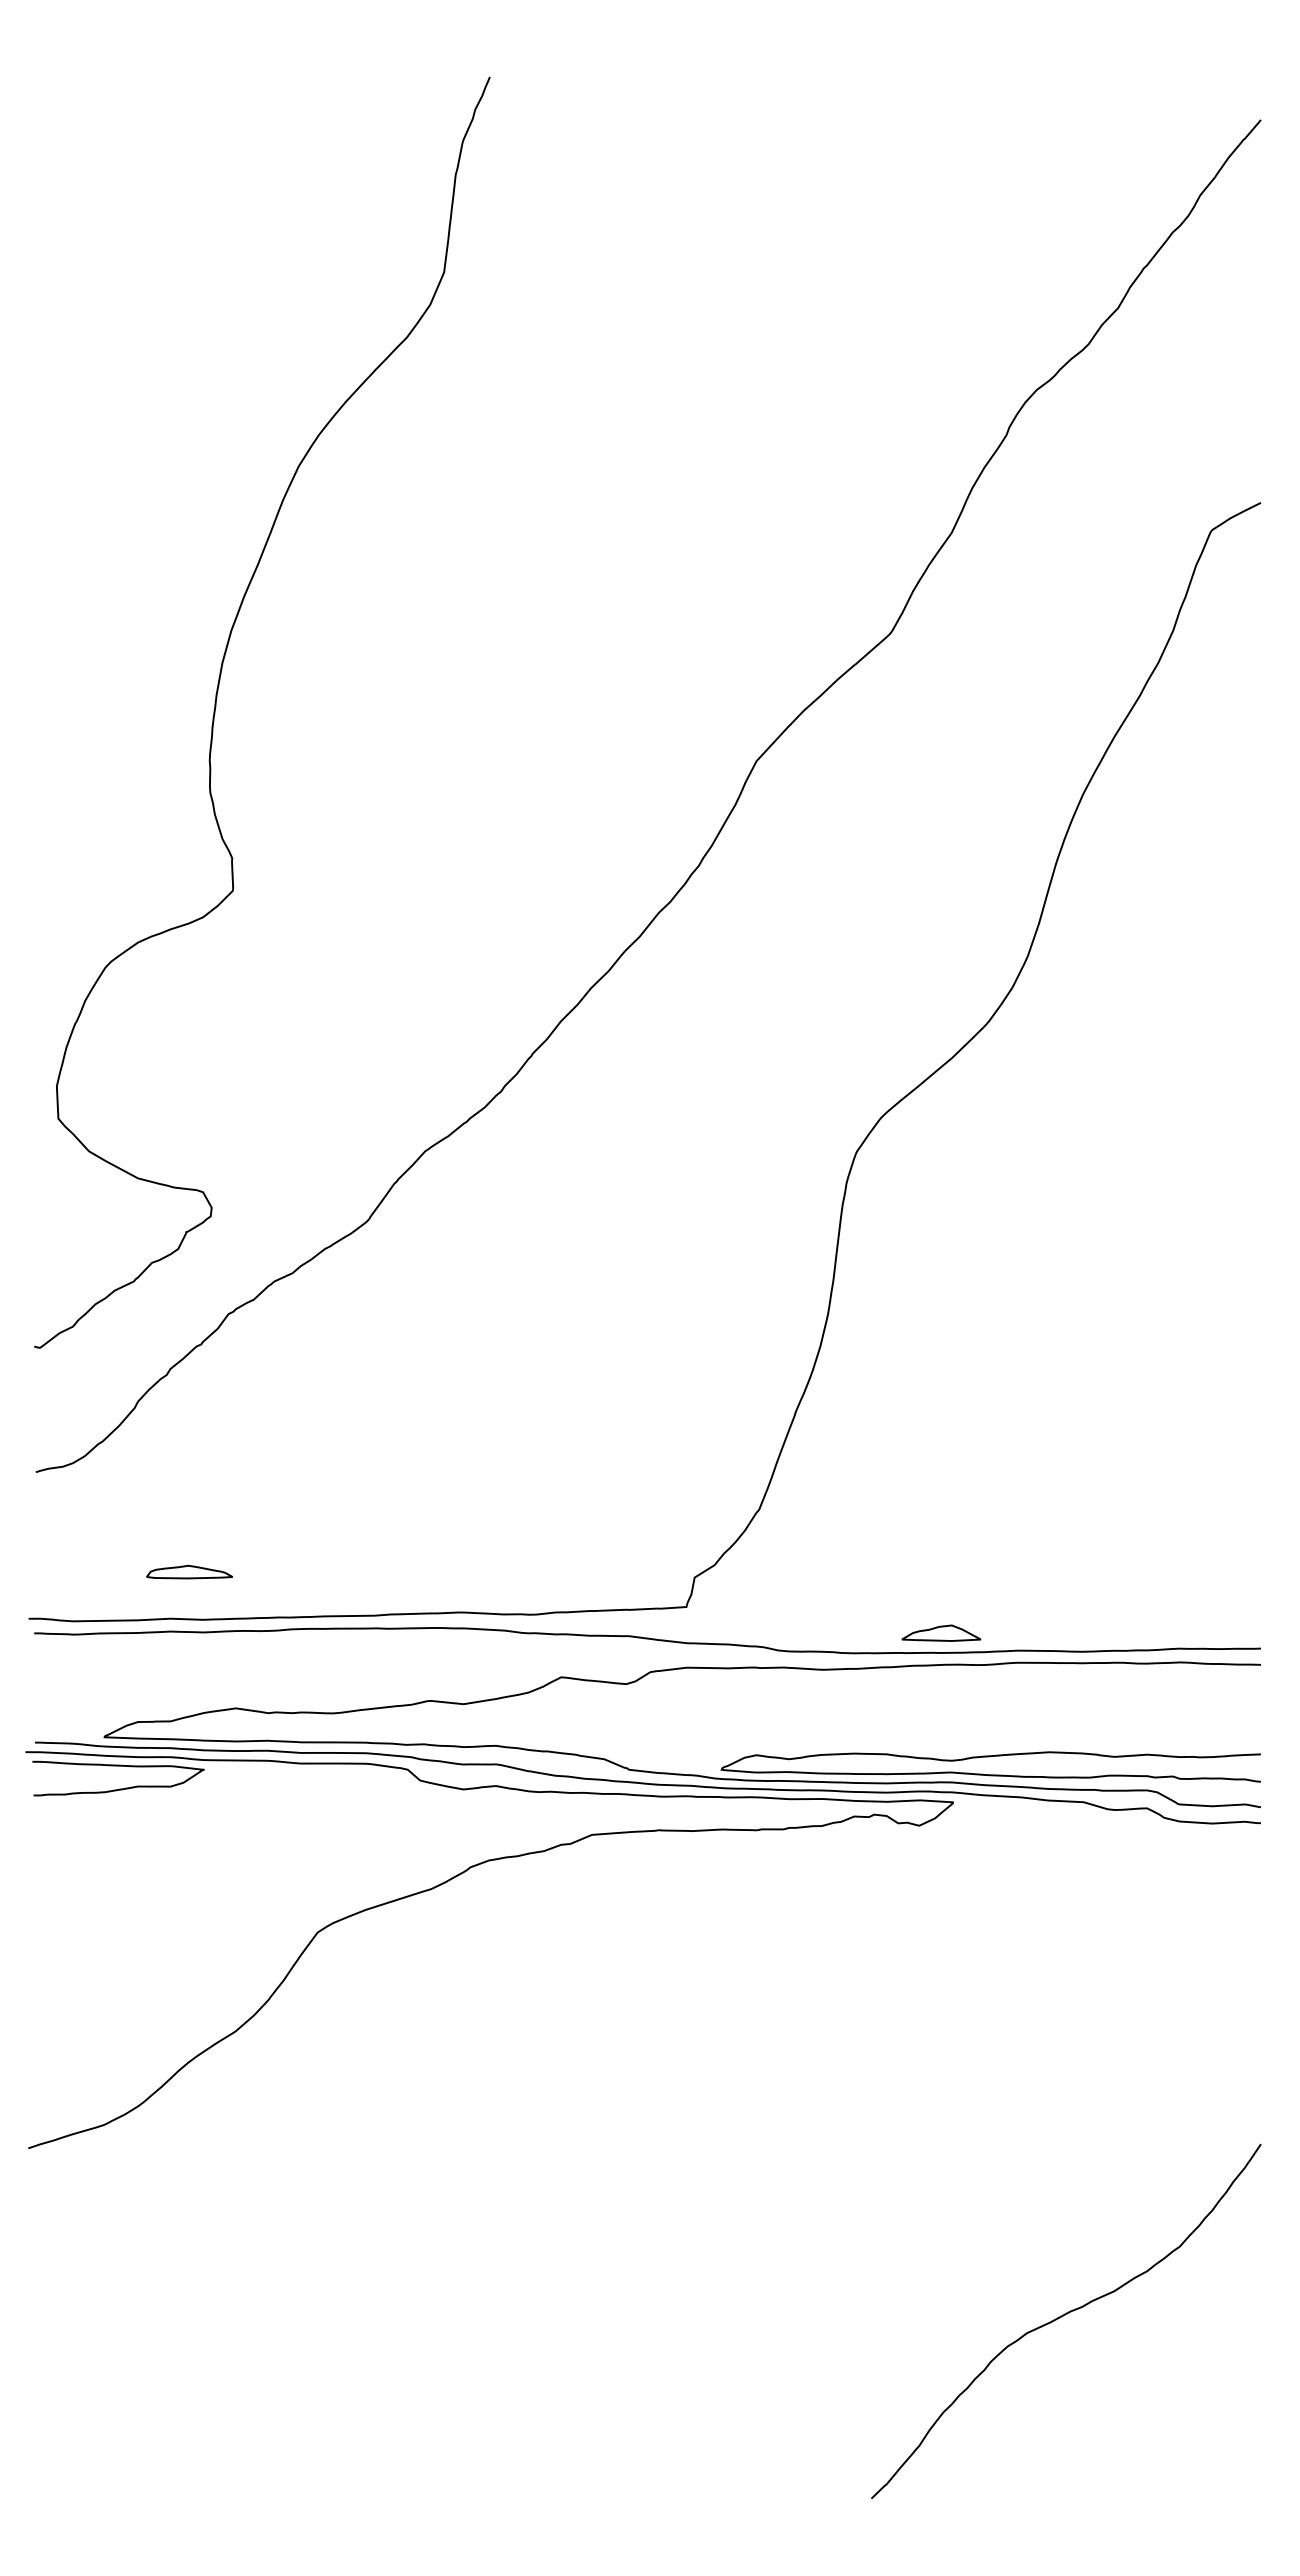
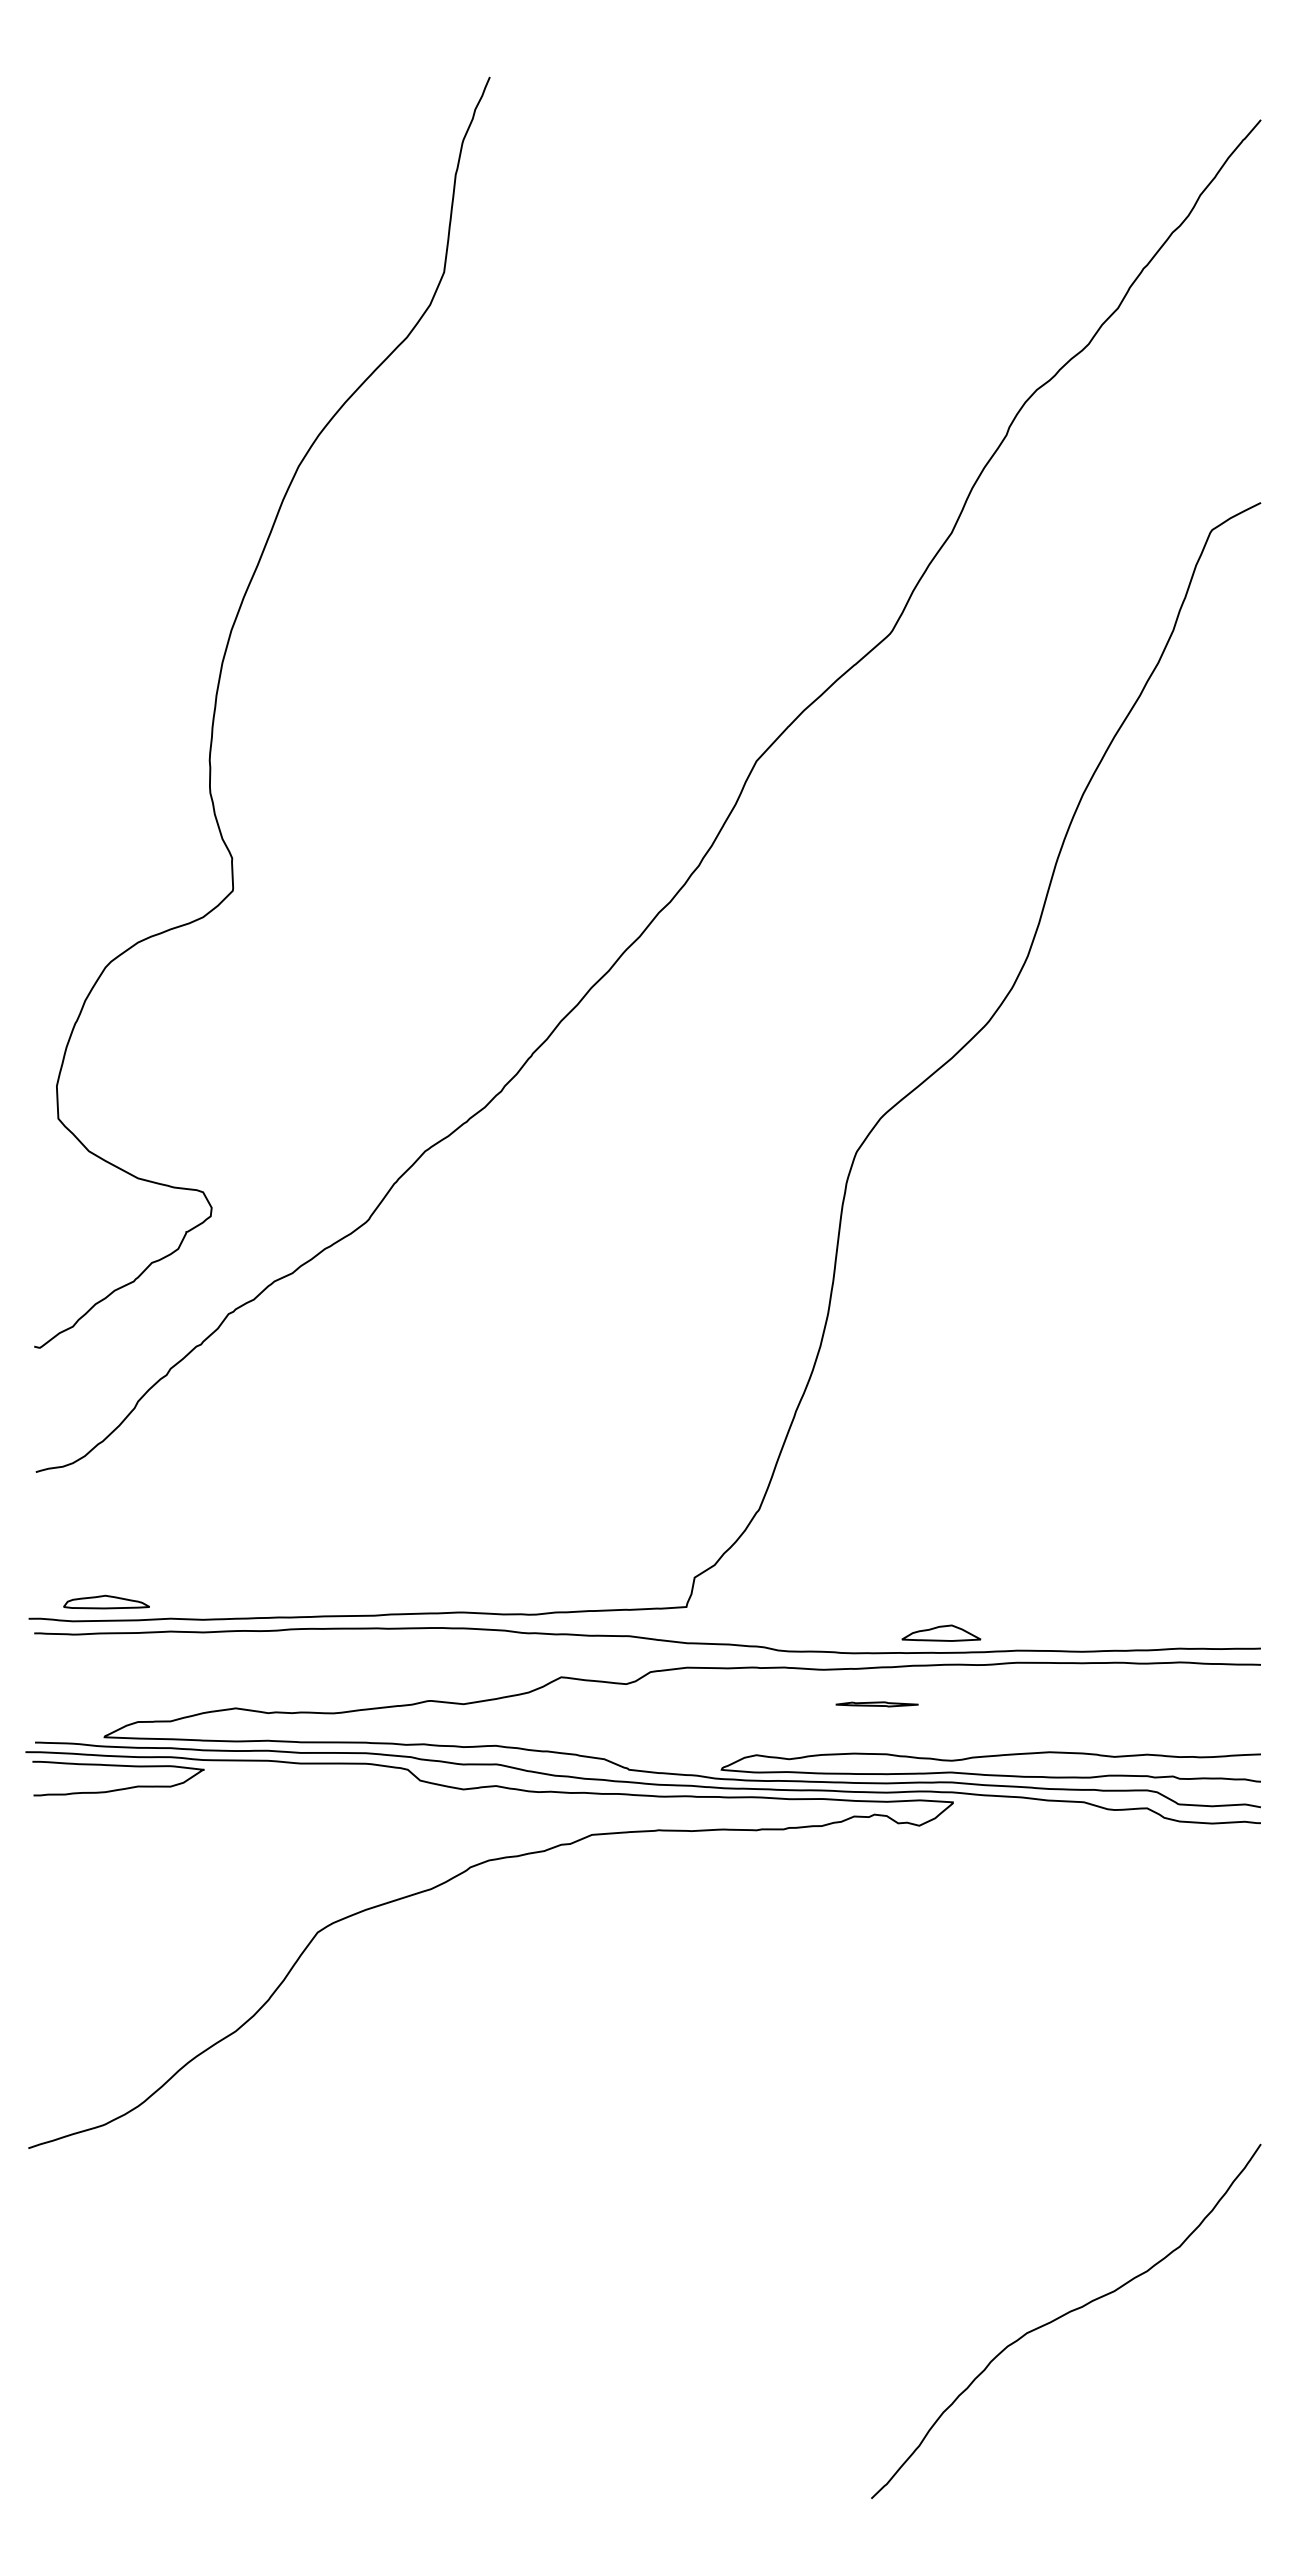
part position: (189, 1571) -> (106, 1601) (106, 1601)
part: none -> present (876, 1704)
